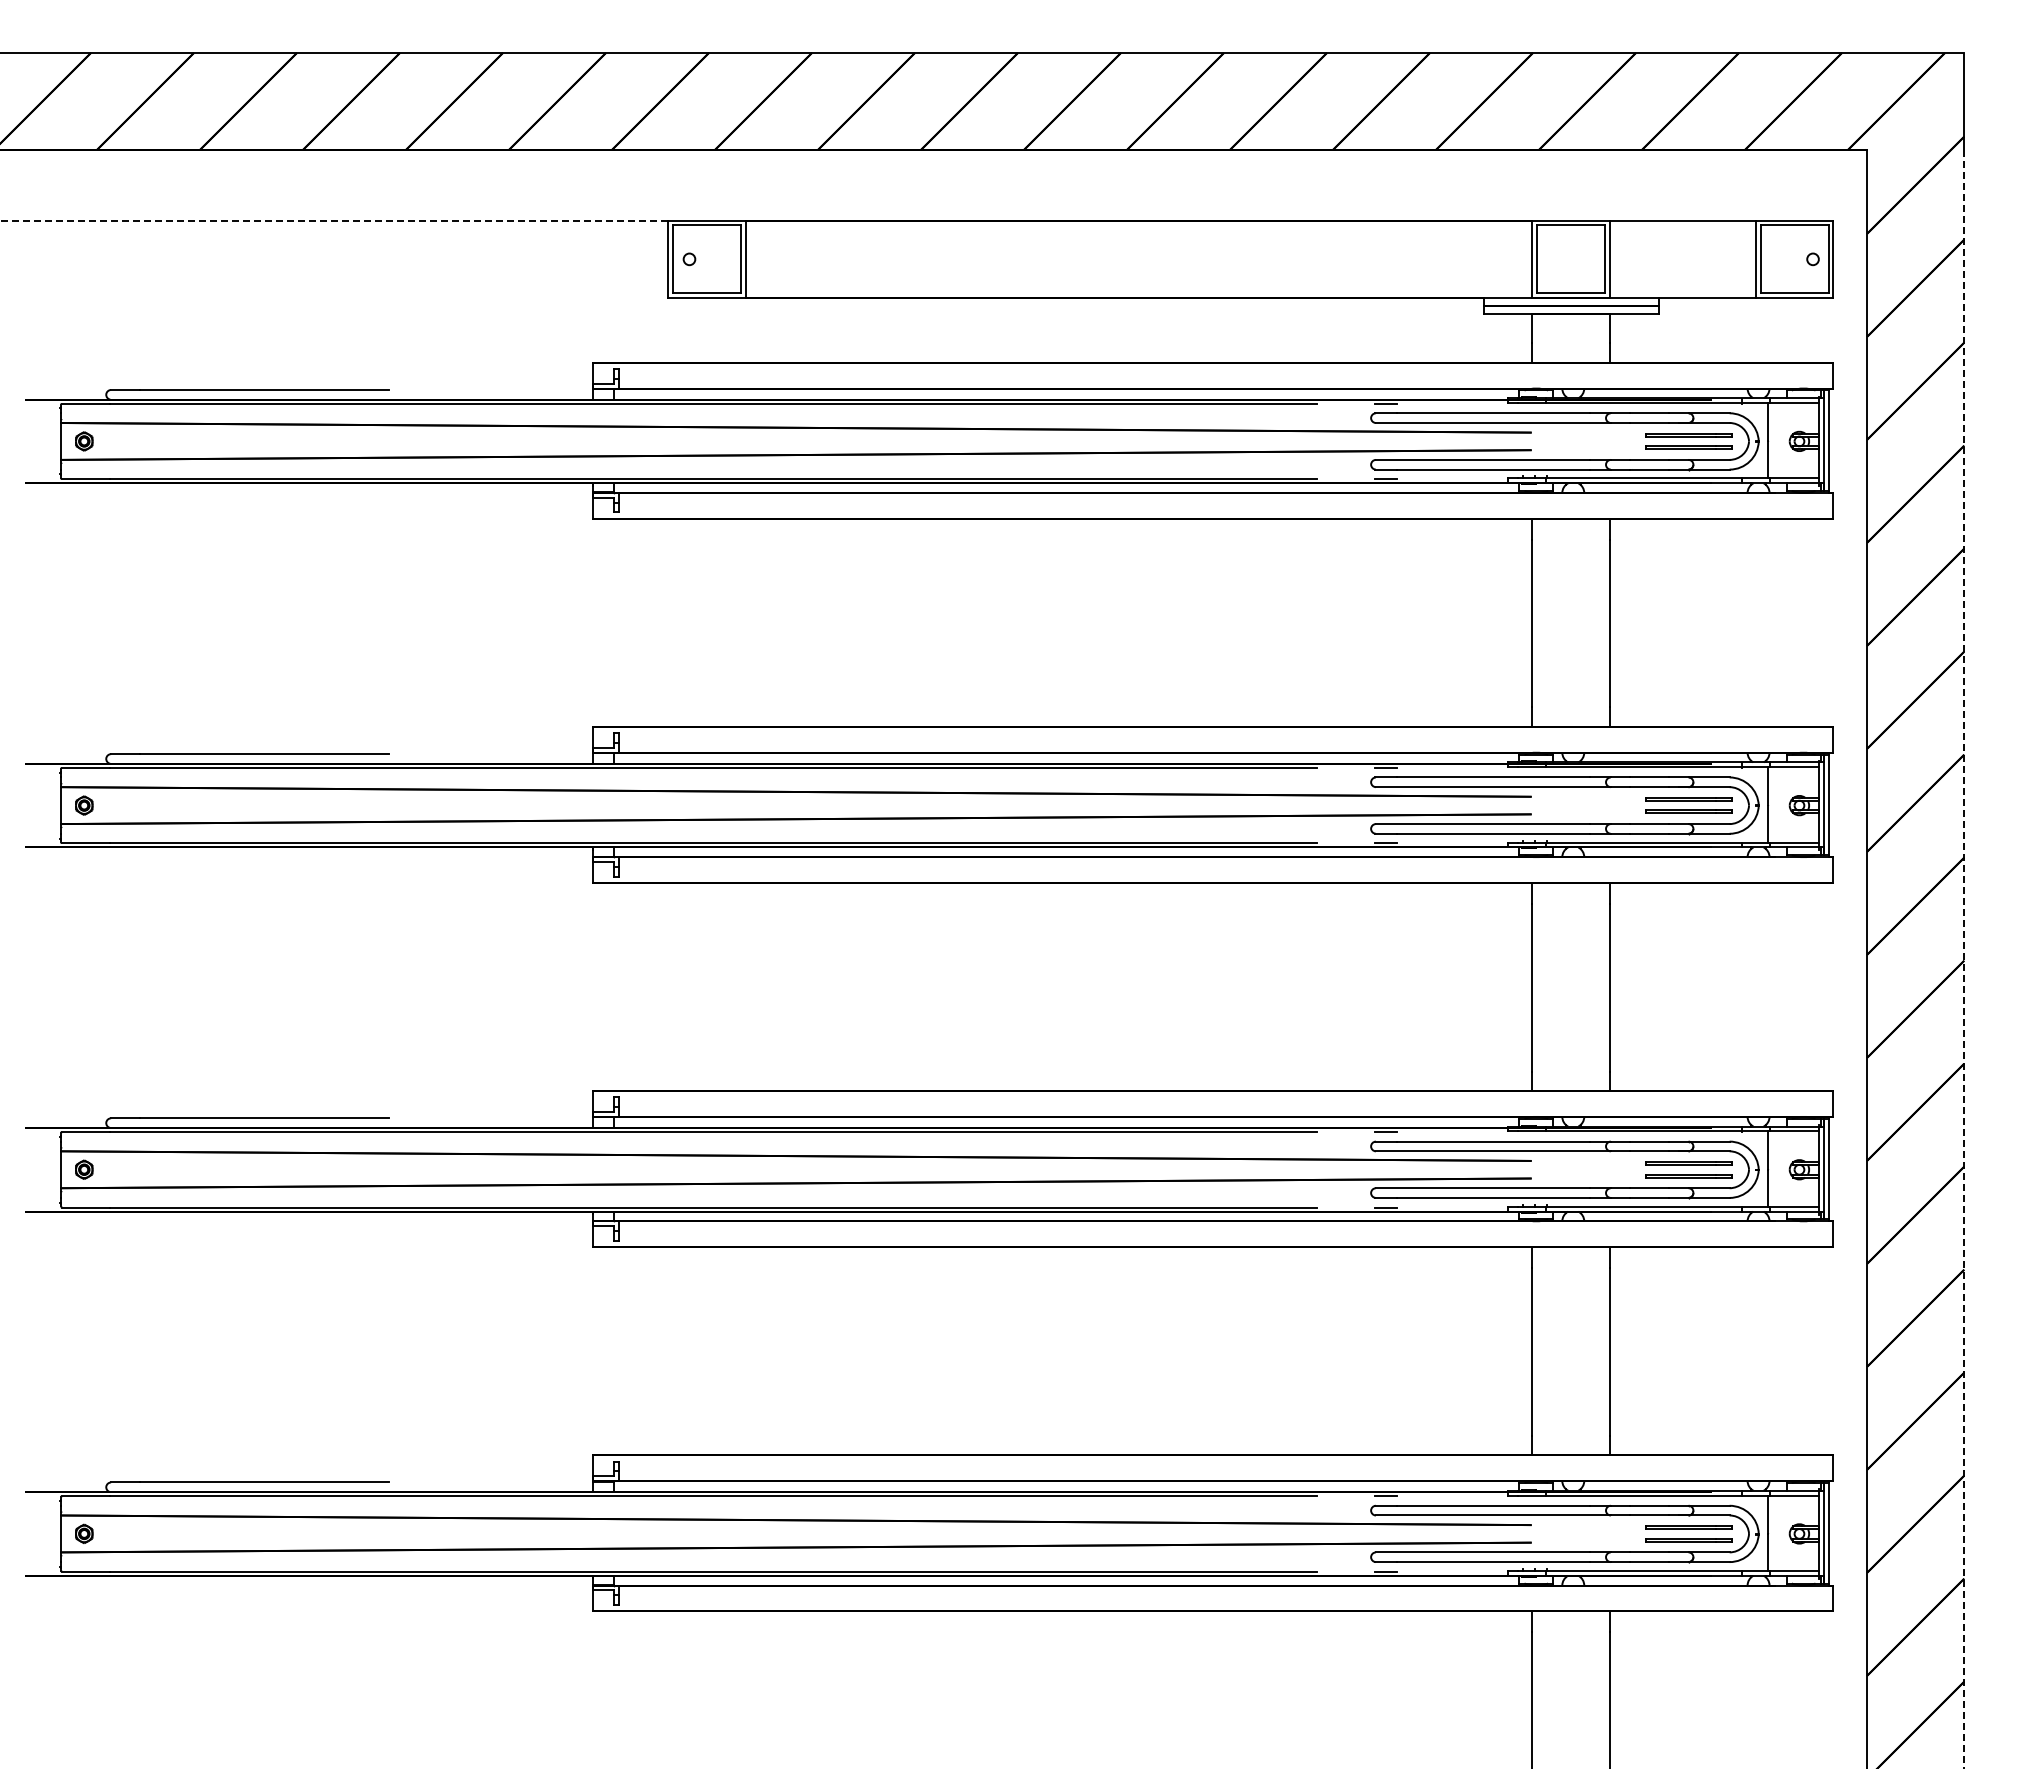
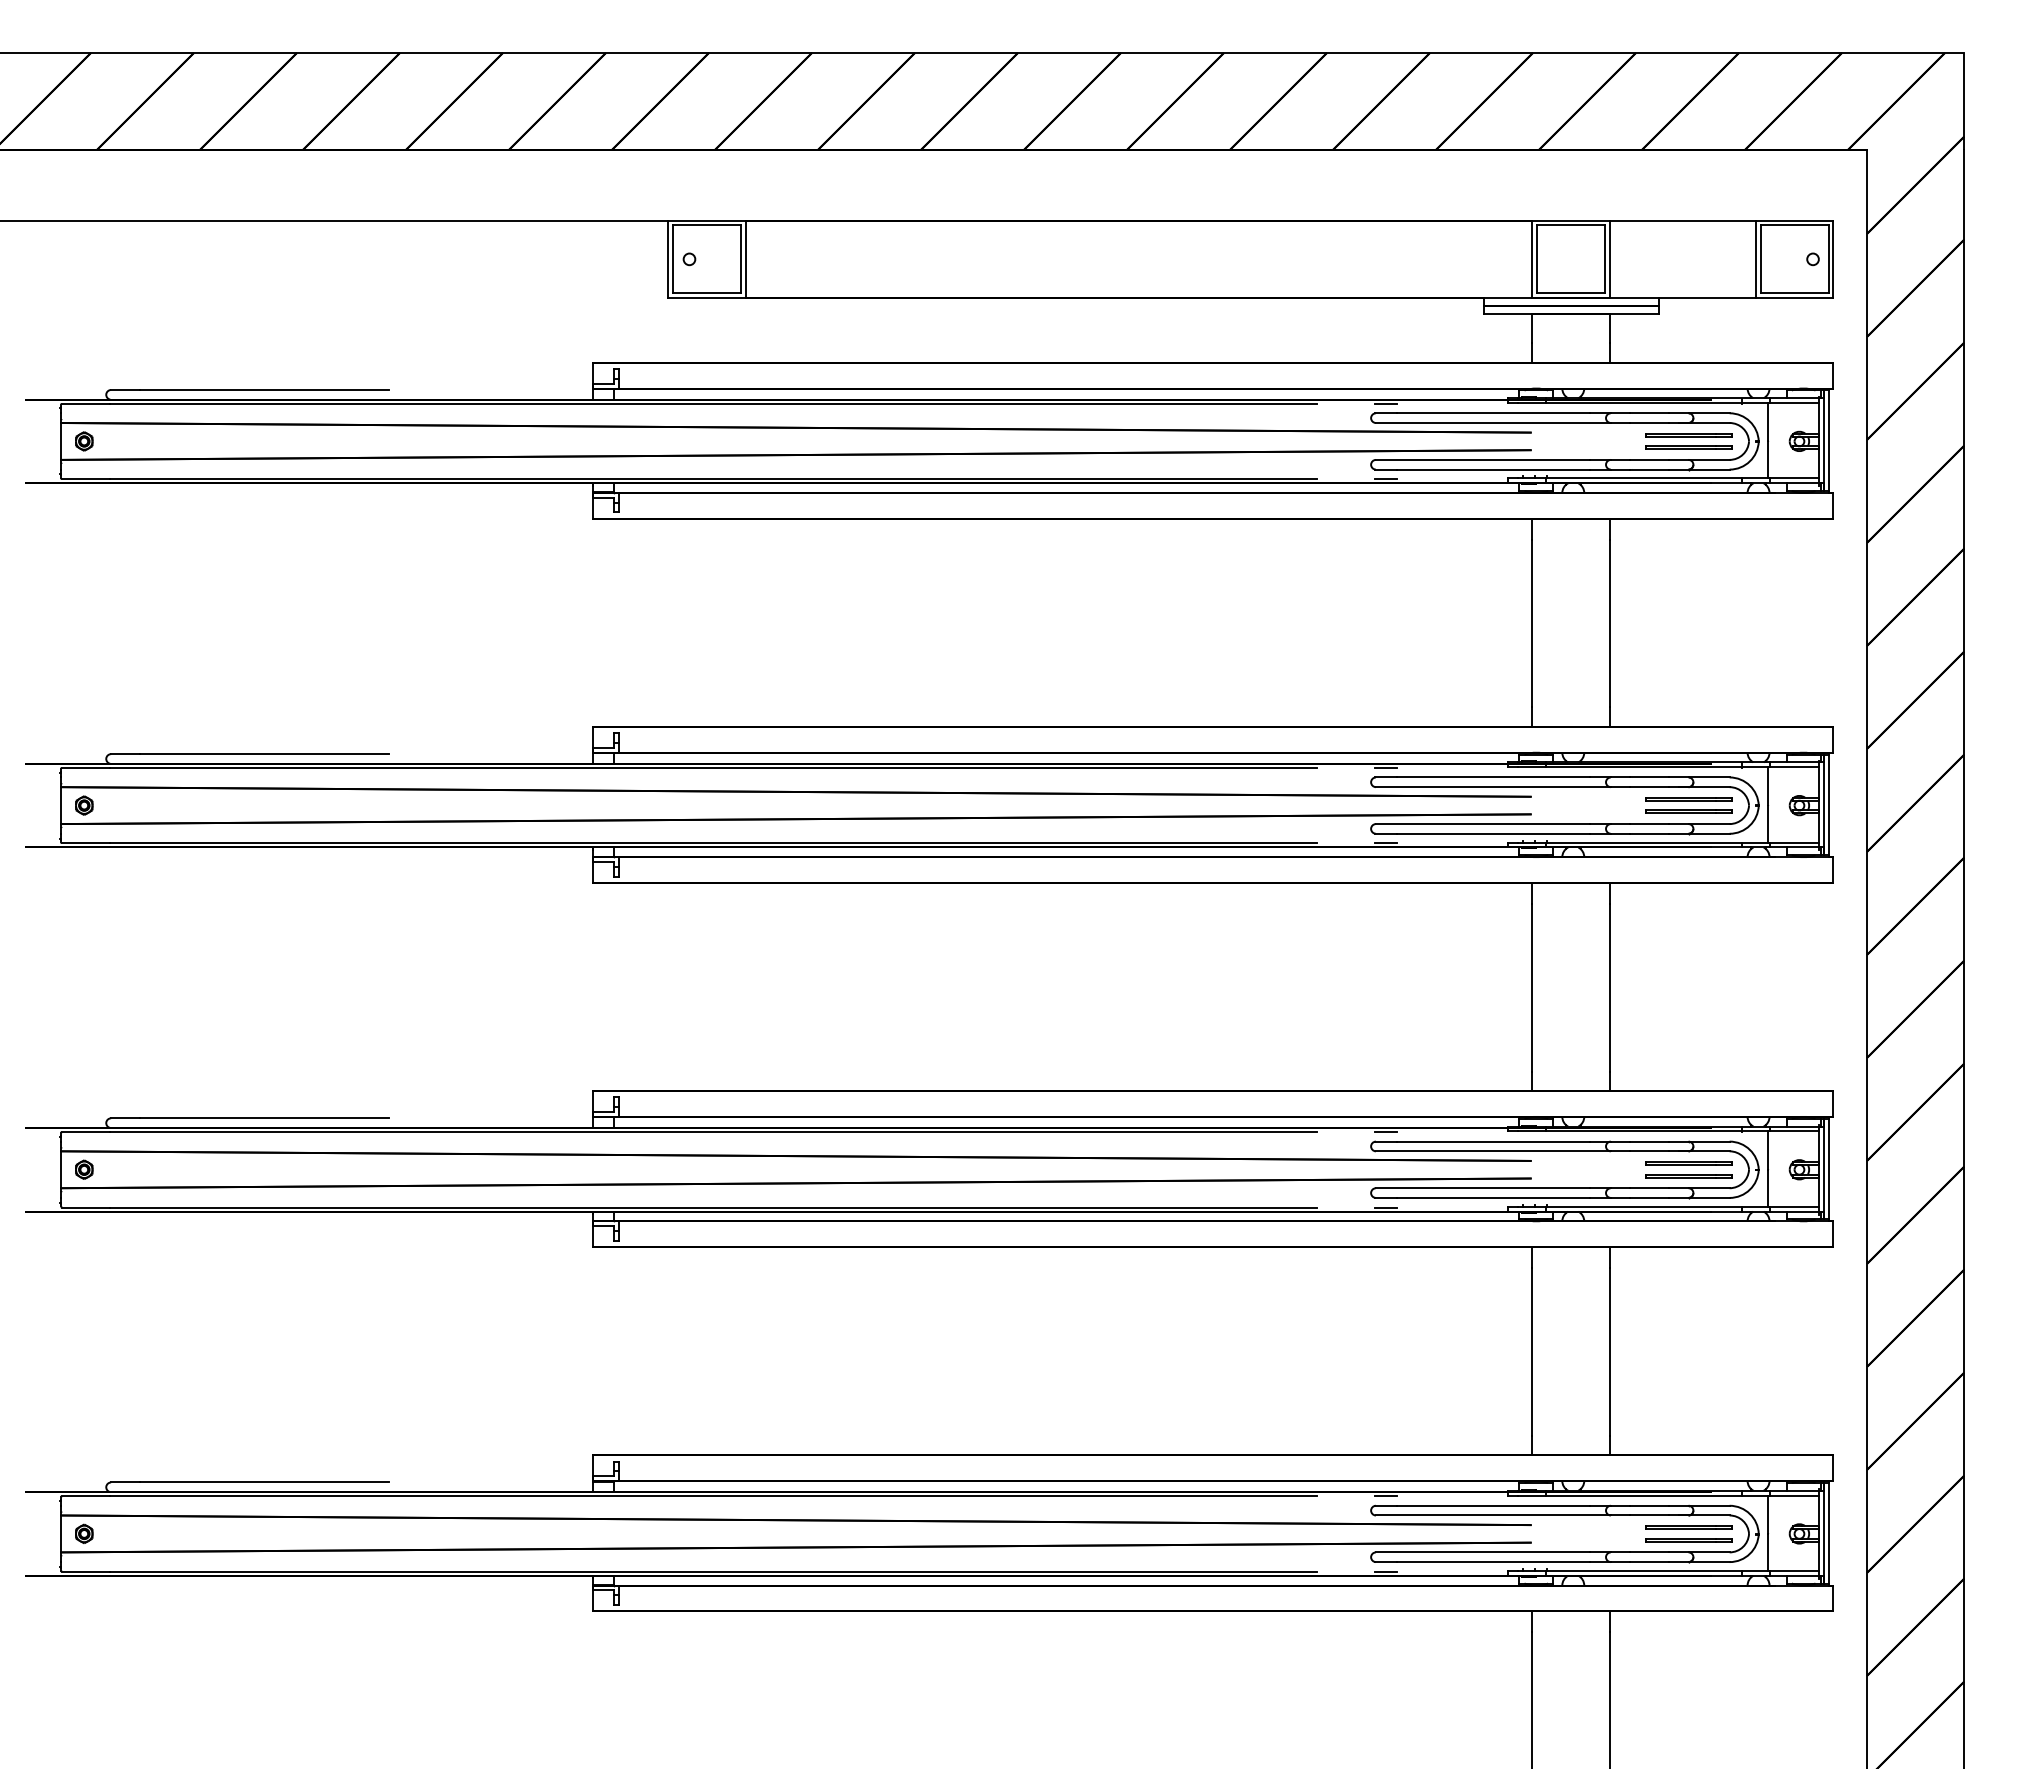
line: dashed -> solid (334, 220)
line: dashed -> solid (1964, 959)
